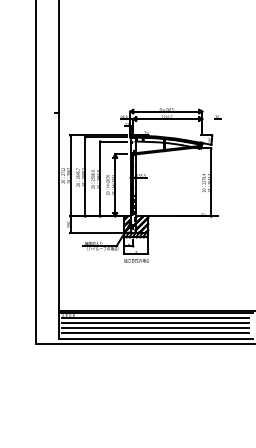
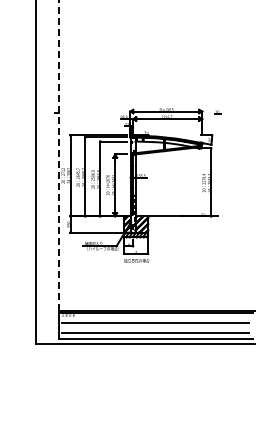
part position: (217, 117) -> (217, 112) (217, 112)
line: solid -> dashed (58, 155)
line: present -> none (155, 317)
line: present -> none (155, 328)
